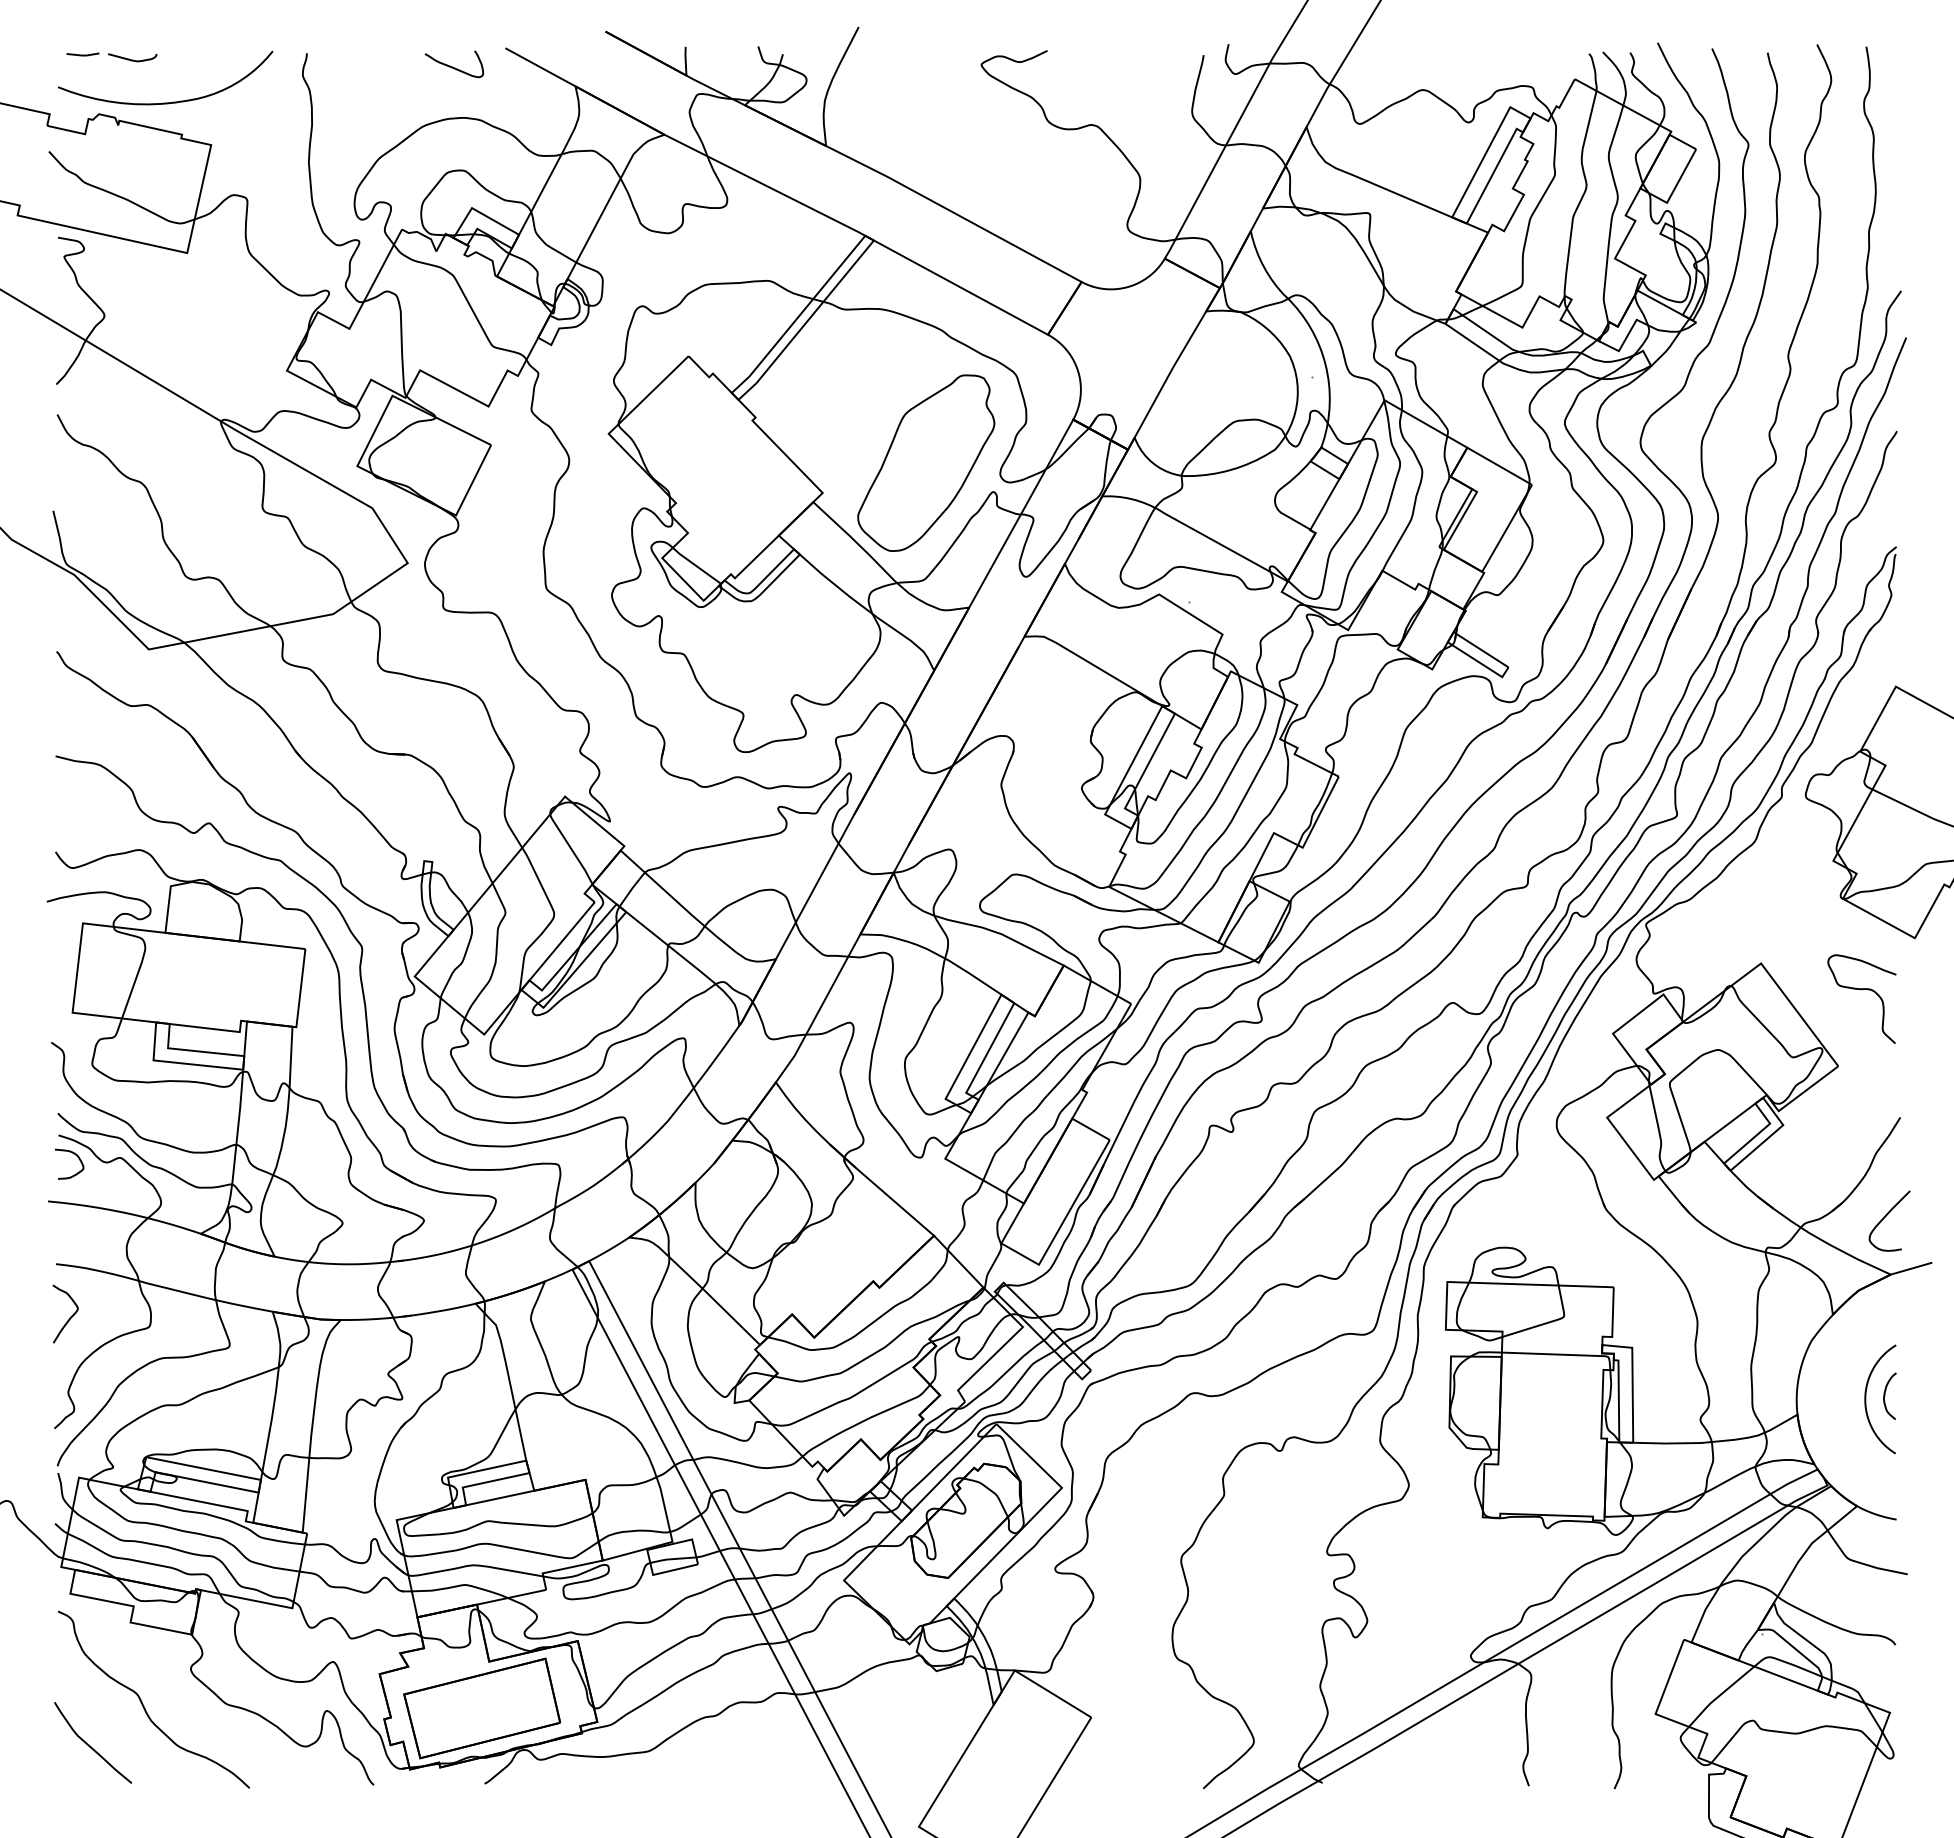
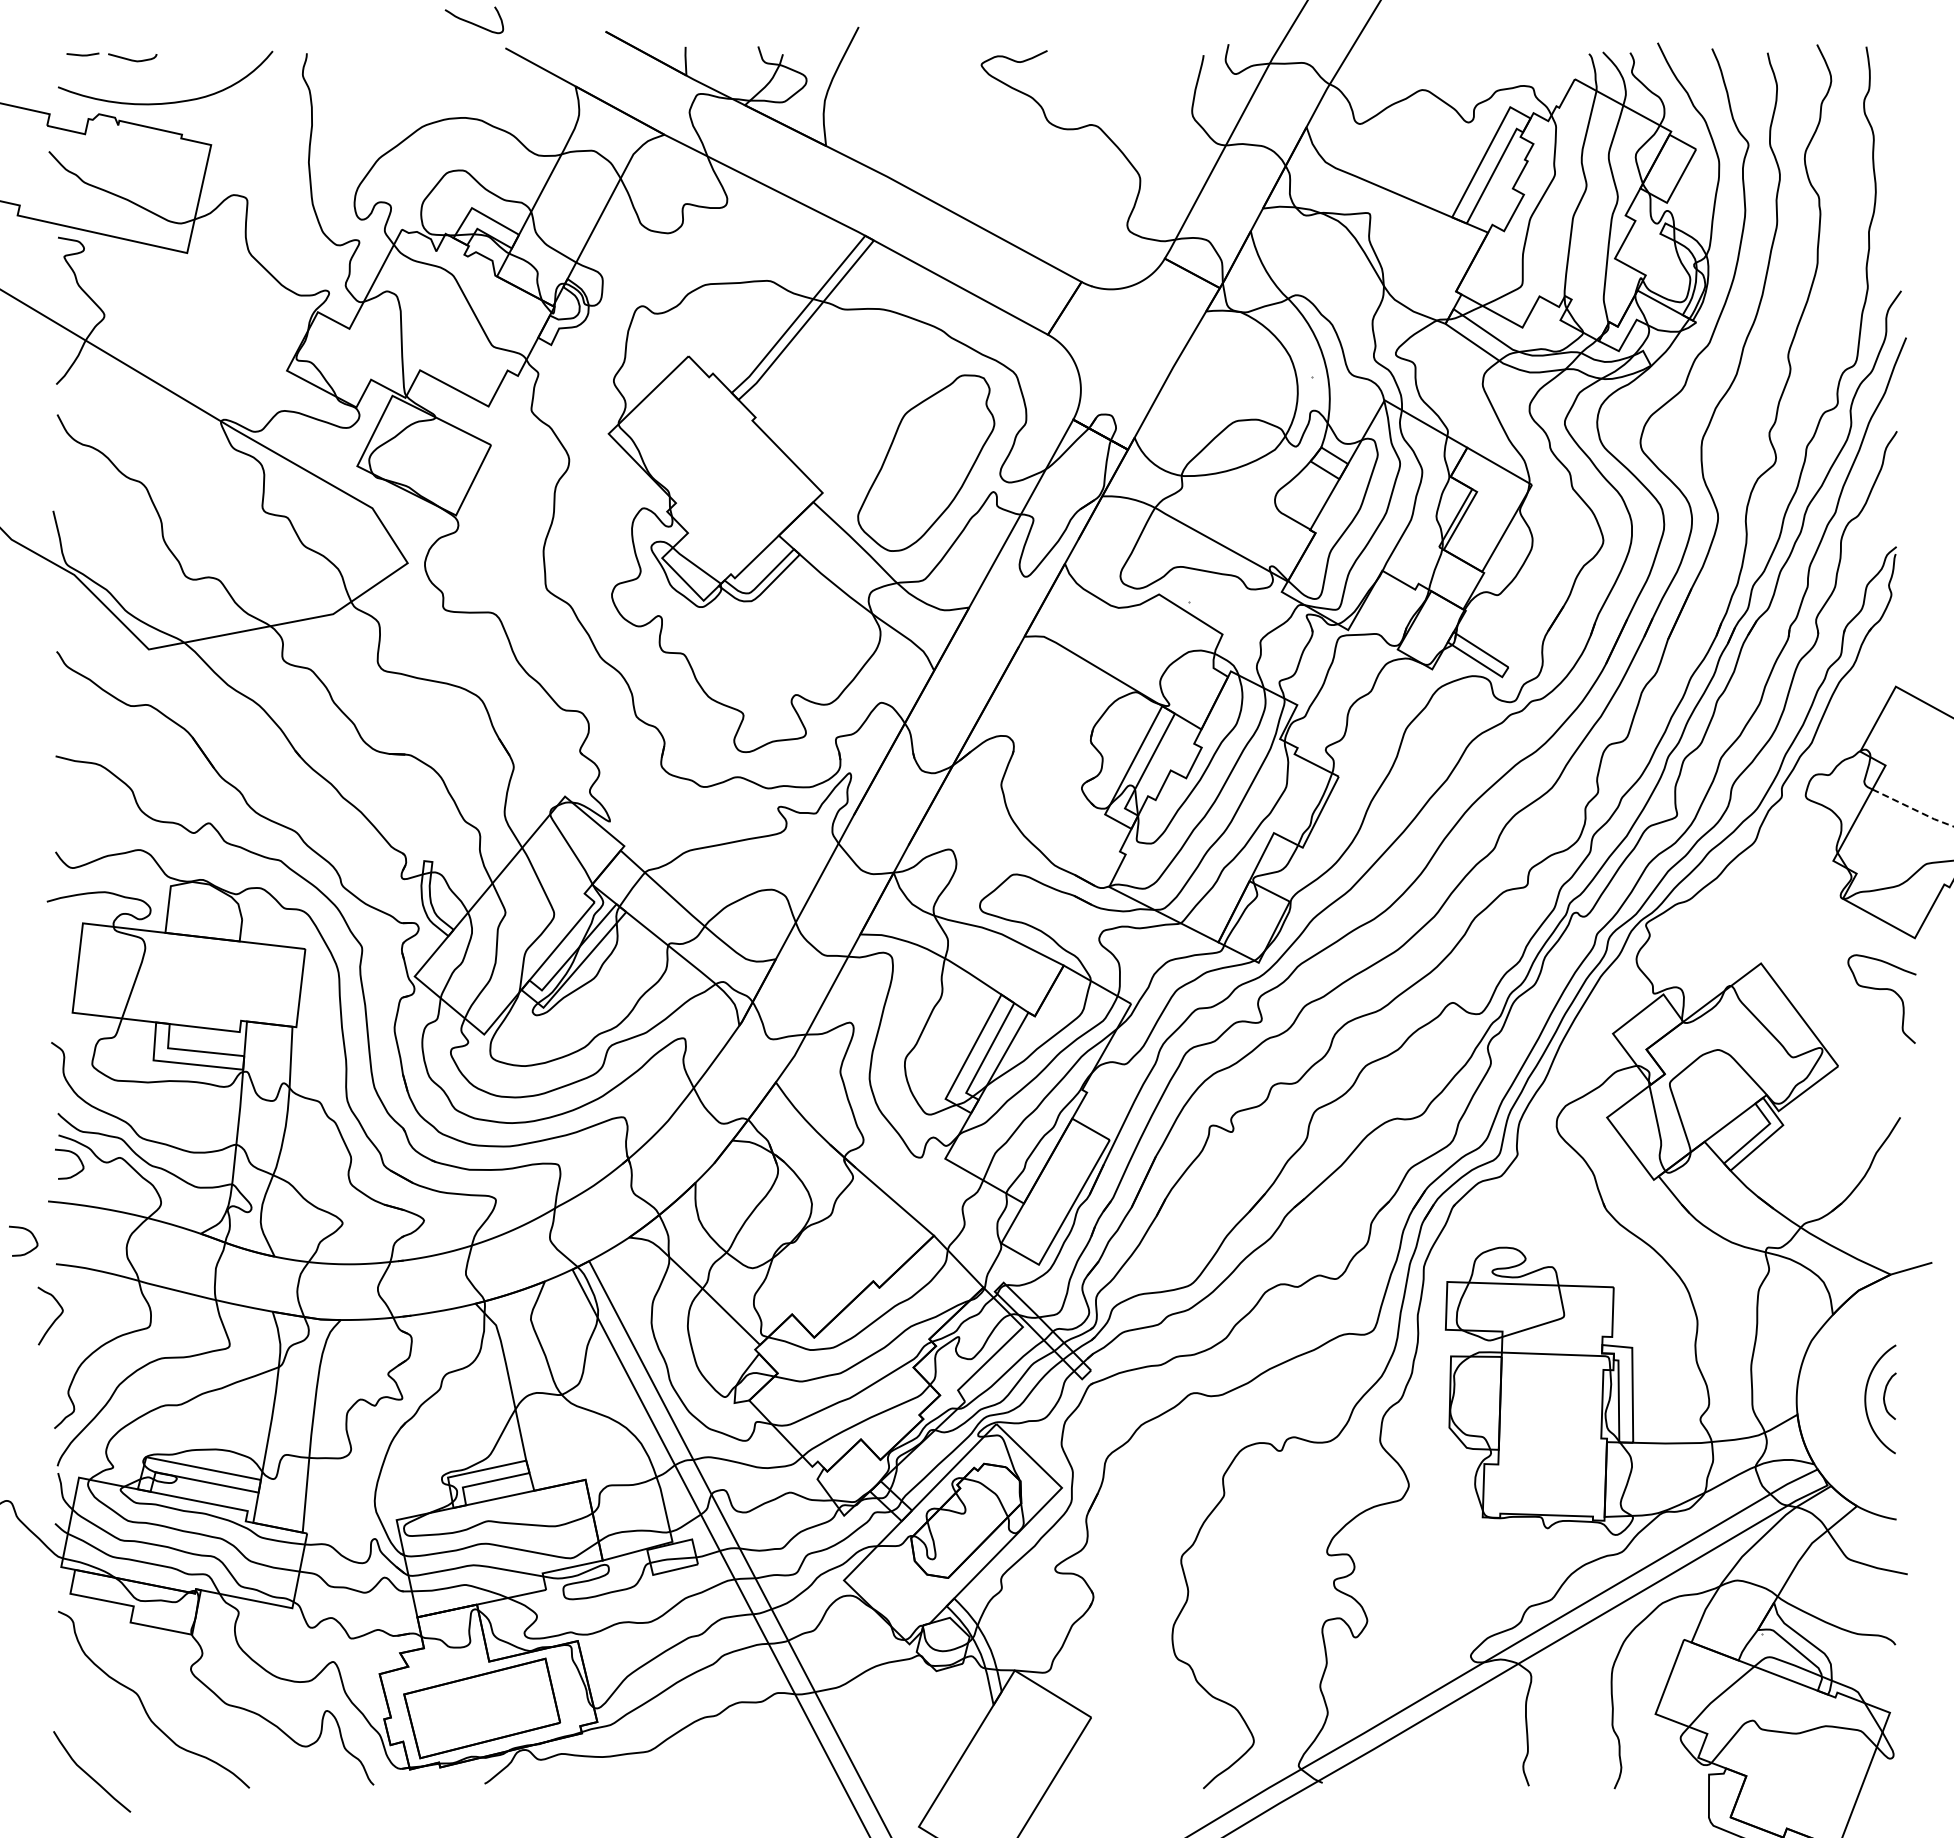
curve position: (452, 66) -> (472, 22) (472, 22)
line: solid -> dashed (1913, 809)
curve position: (1861, 989) -> (1881, 989) (1881, 989)
curve: present -> none (1886, 1216)
curve: none -> present (32, 1236)
curve position: (69, 1317) -> (54, 1319) (54, 1319)
curve position: (90, 1745) -> (89, 1774) (89, 1774)
